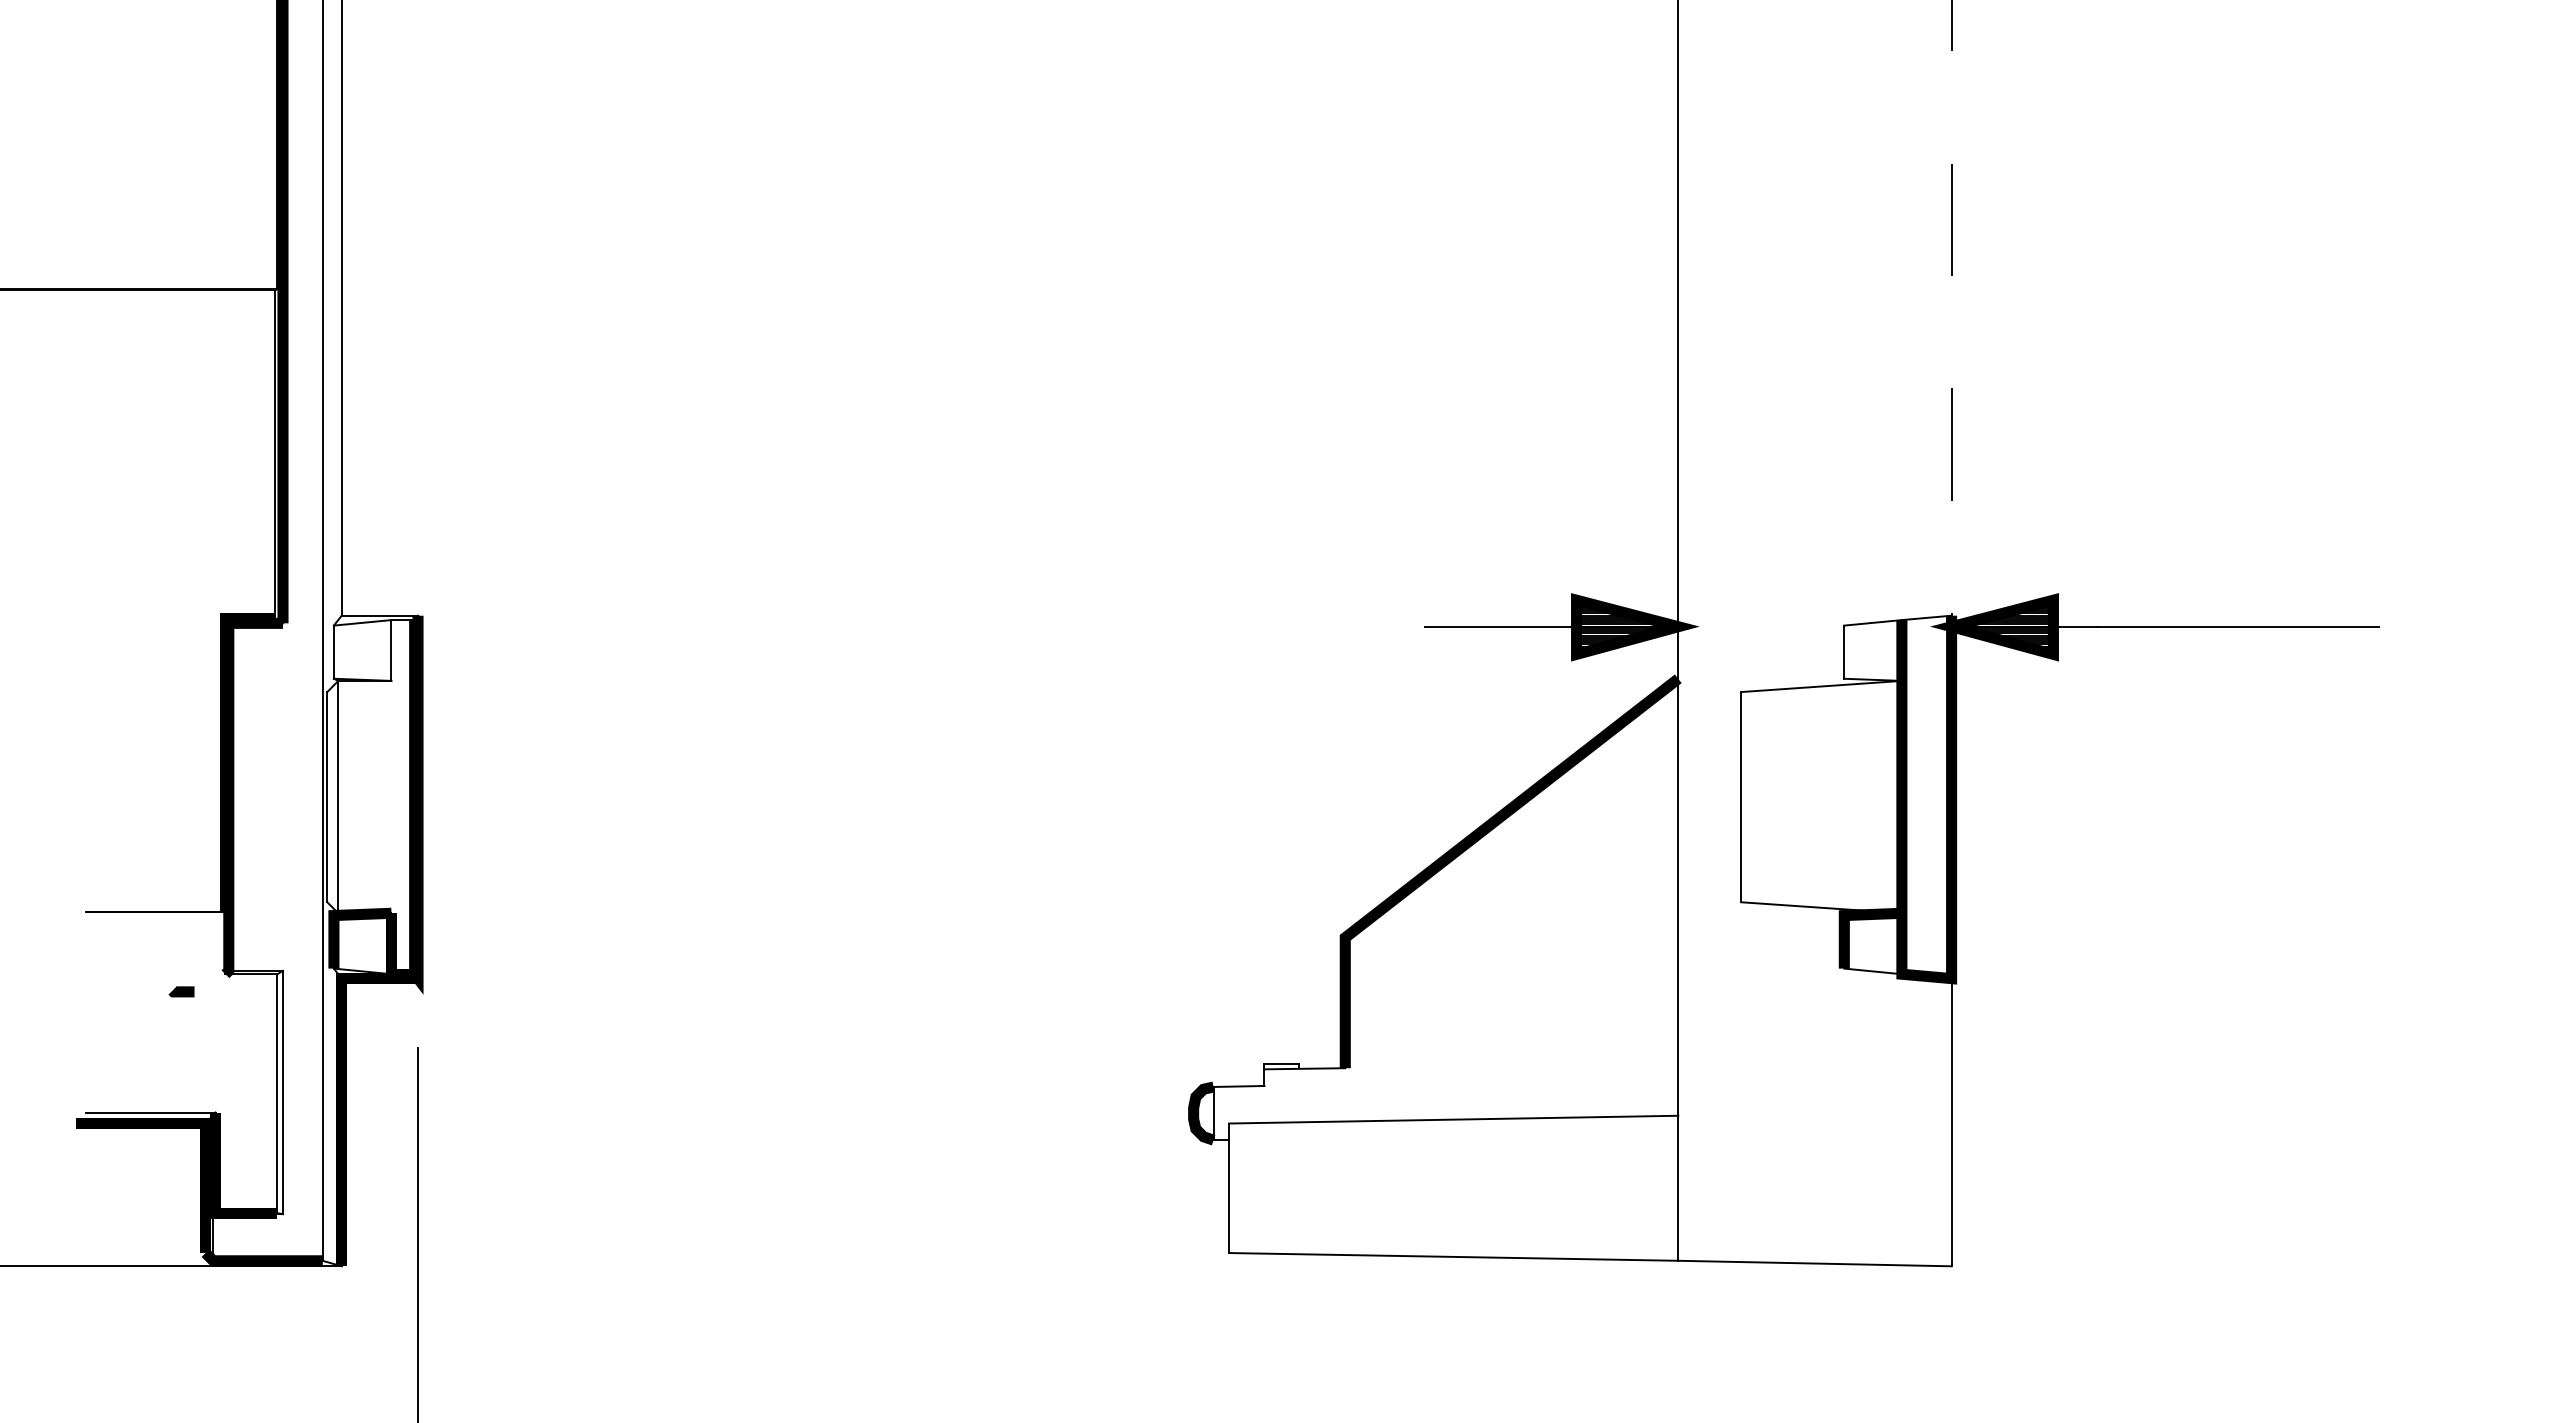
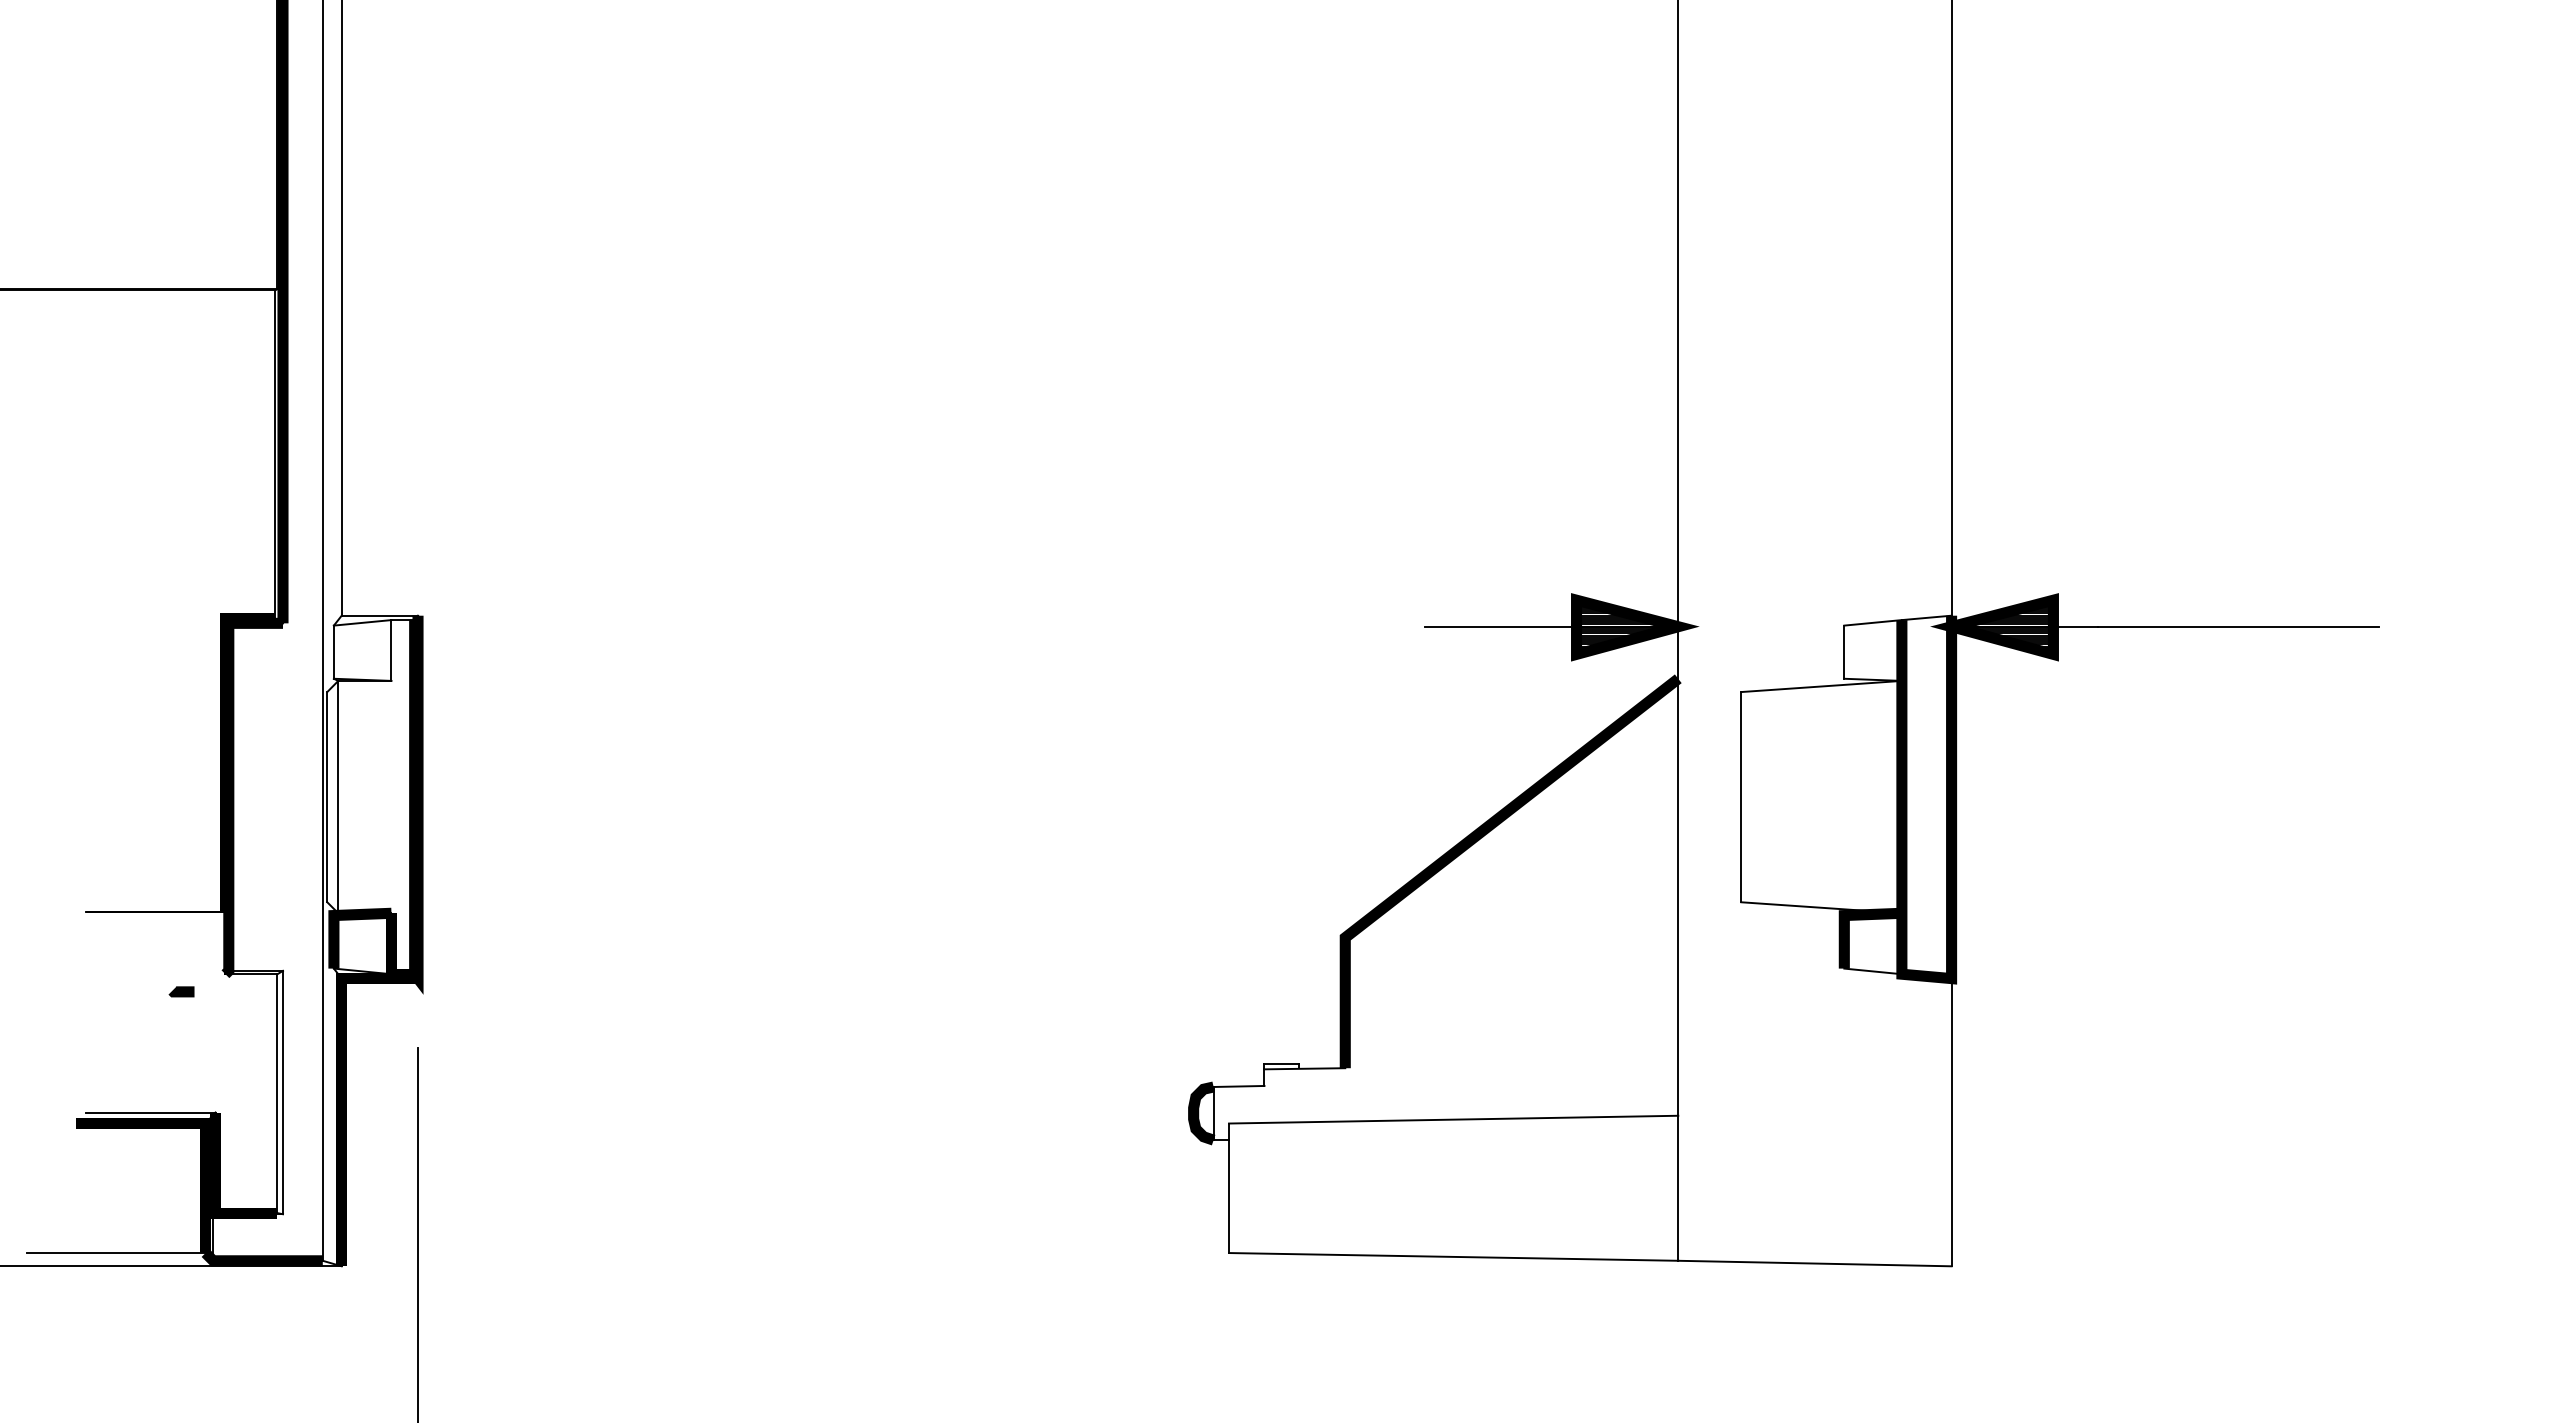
line: dashed -> solid (1951, 308)
line: none -> present (116, 1253)
